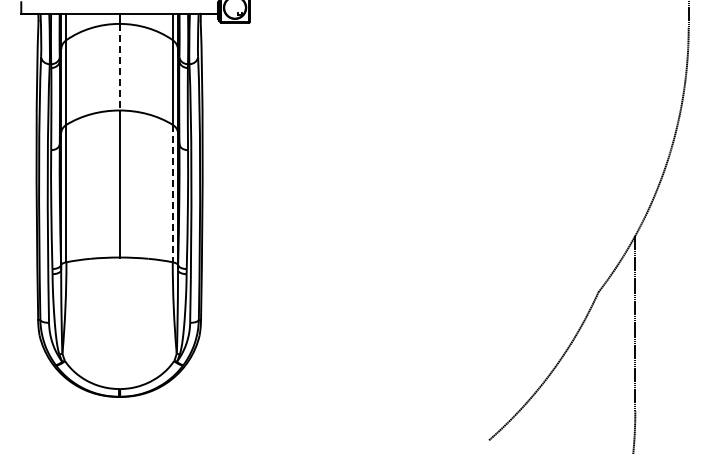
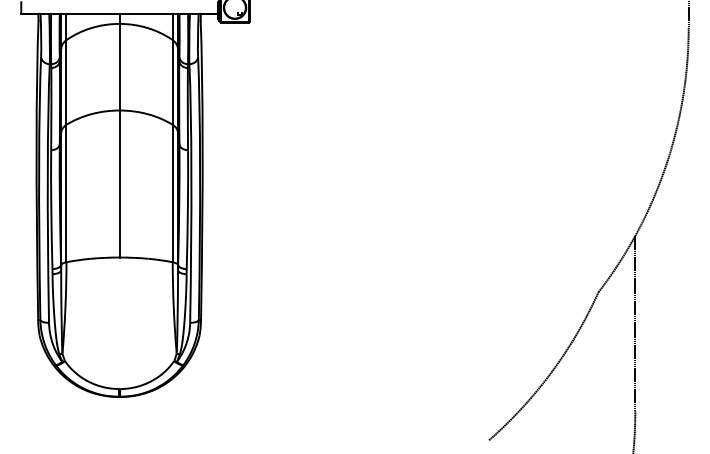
line: dashed -> solid (119, 67)
line: dashed -> solid (172, 193)
